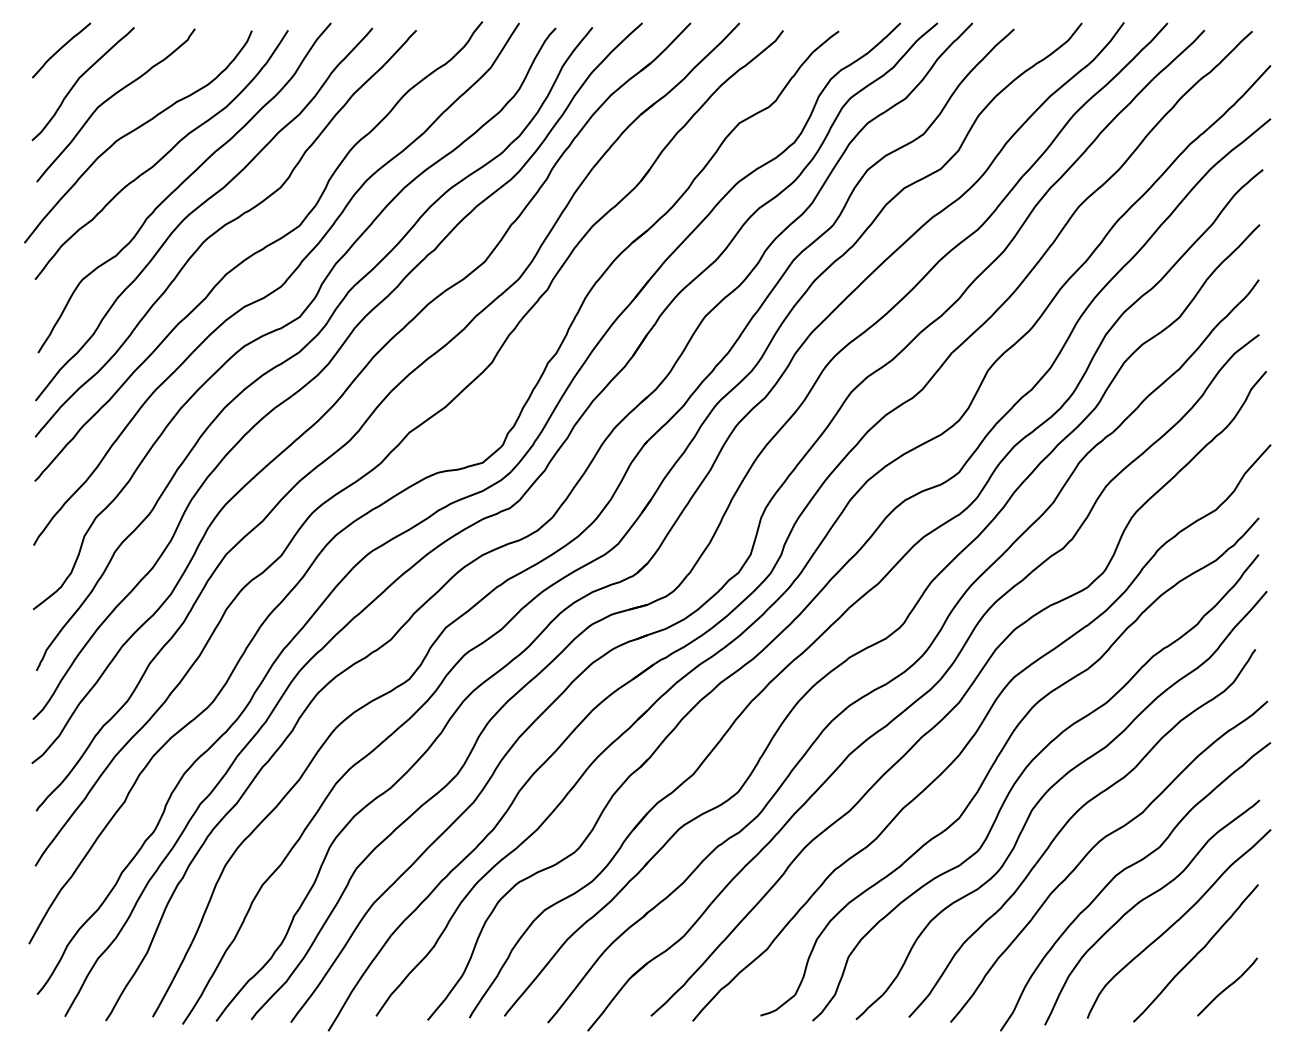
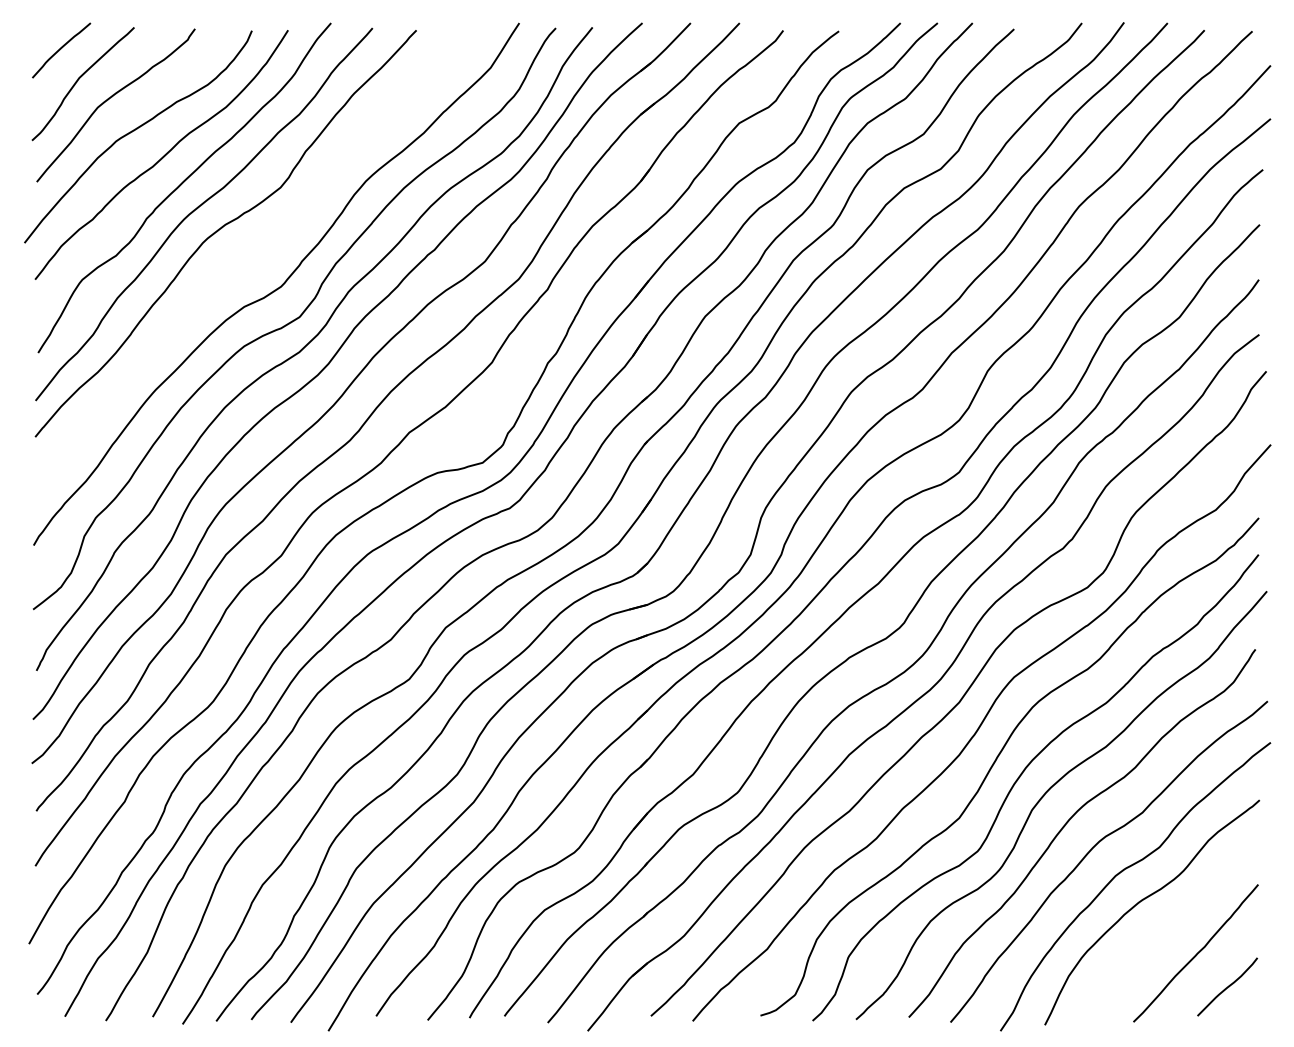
curve: present -> none (258, 251)
curve: present -> none (1178, 921)
